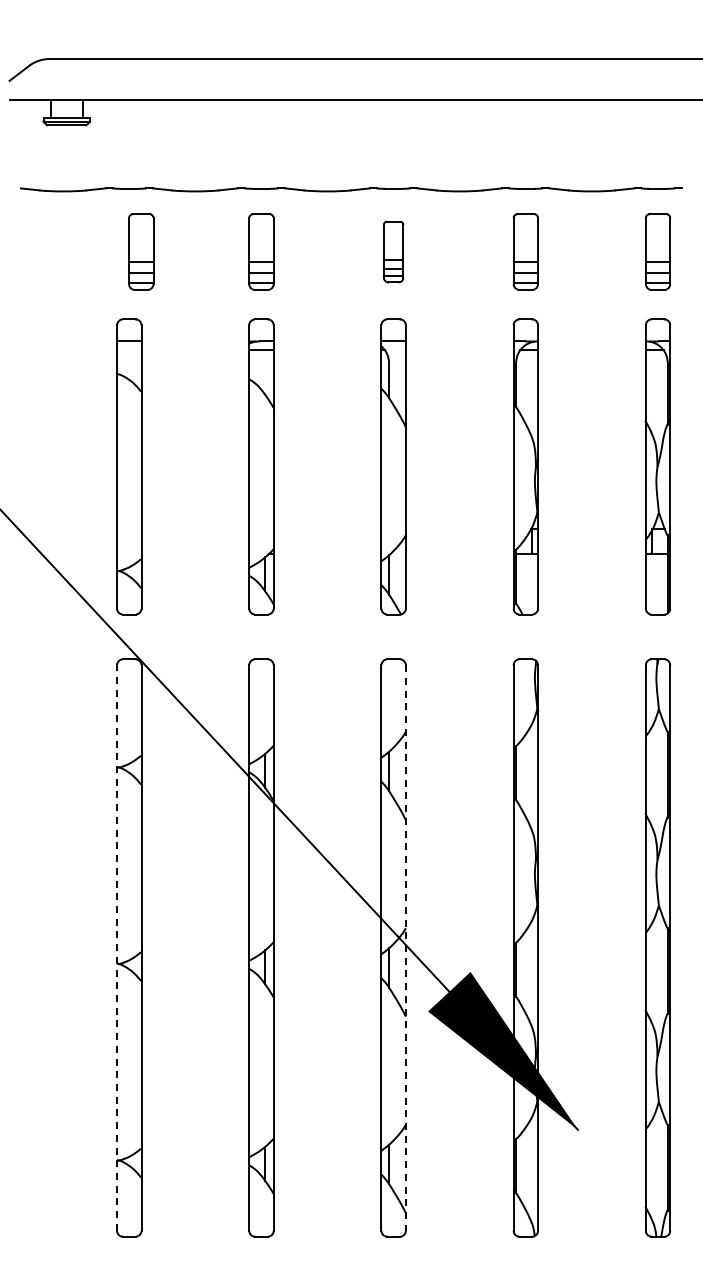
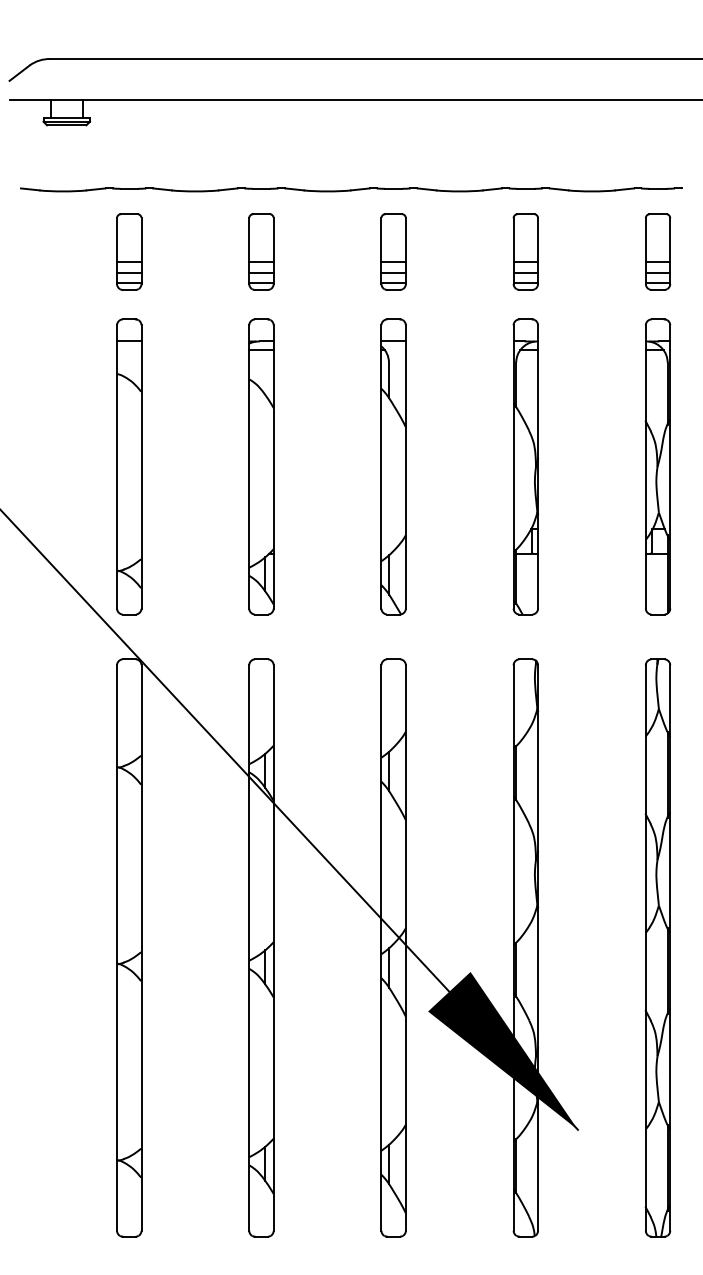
part position: (141, 251) -> (129, 251) (129, 251)
part size: 22x64 px -> 27x78 px (393, 251)
line: dashed -> solid (117, 948)
line: dashed -> solid (405, 948)
